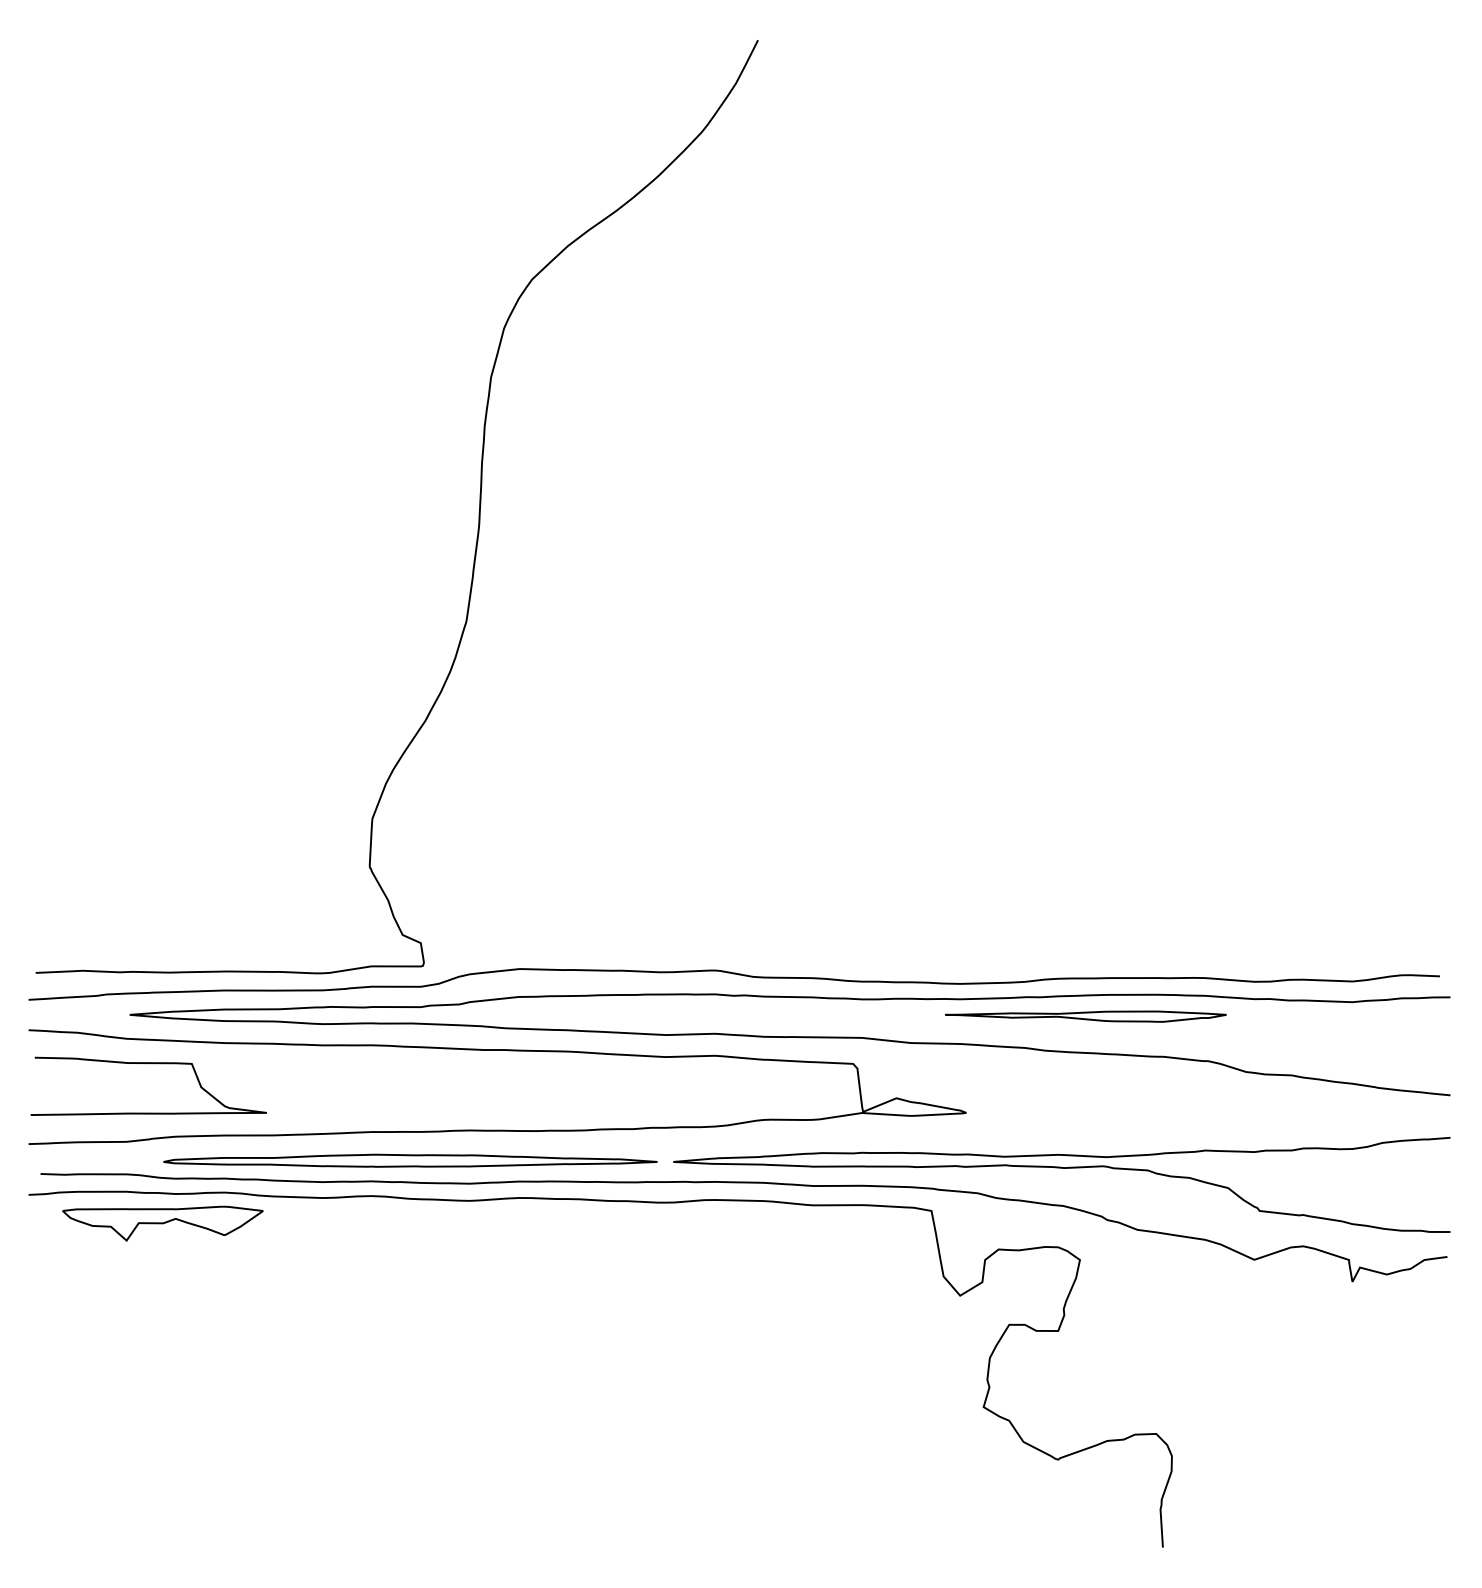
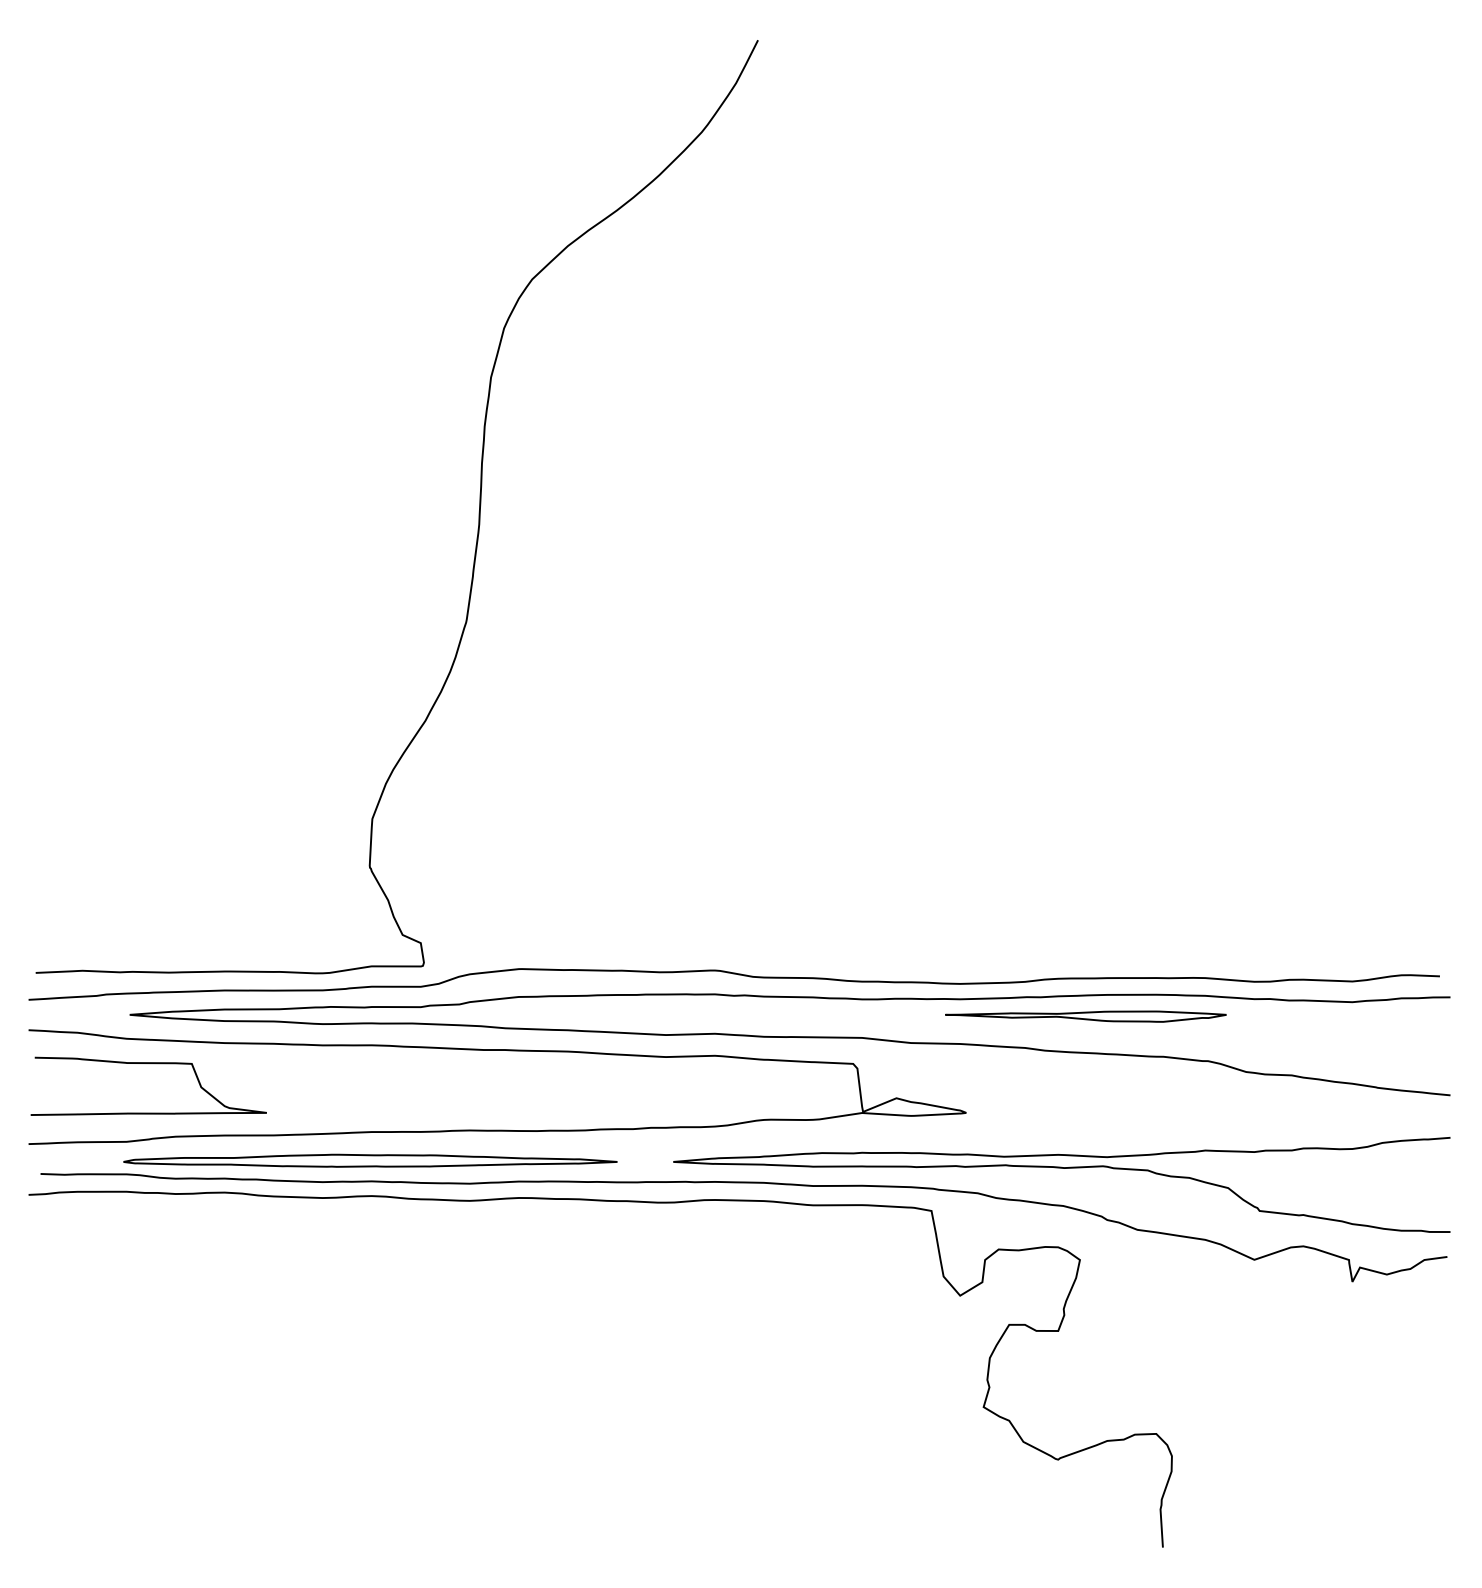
part position: (410, 1160) -> (370, 1160) (370, 1160)
part: present -> none (162, 1223)
